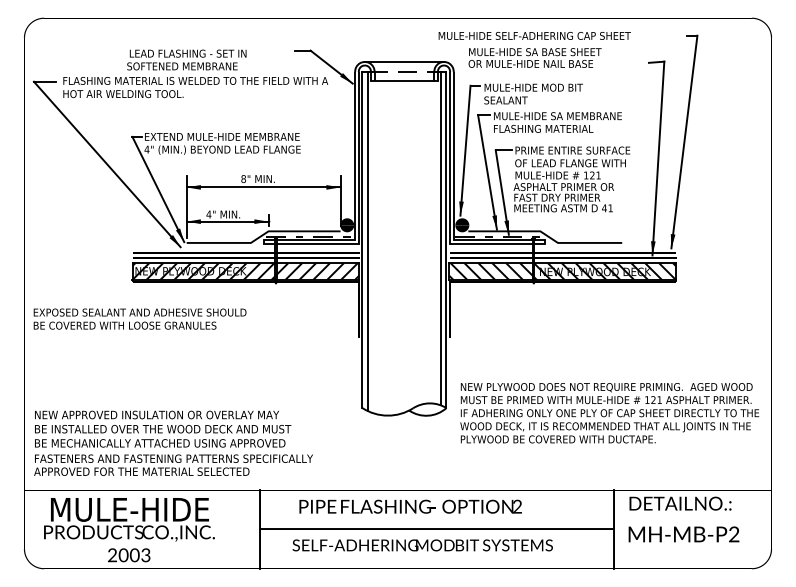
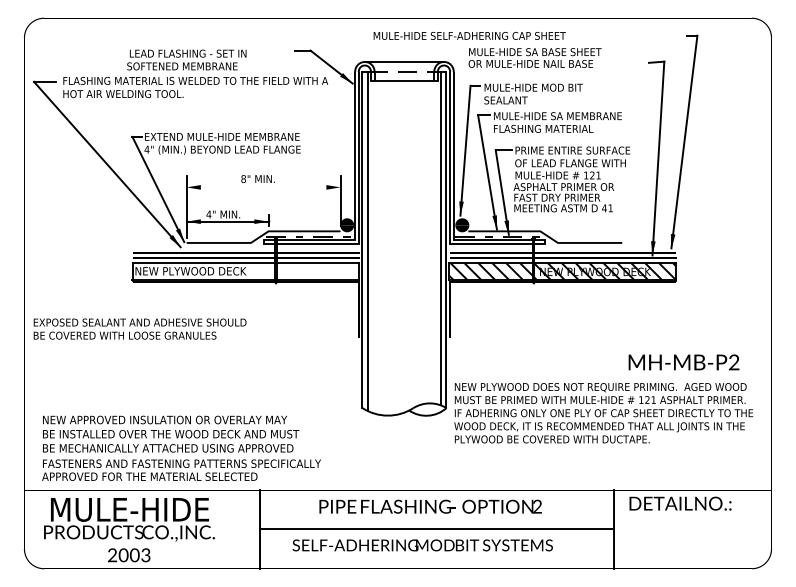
text position: (534, 35) -> (469, 35) (469, 35)
line: present -> none (263, 187)
hatch: present -> none (245, 271)
text position: (139, 318) -> (139, 328) (139, 328)
text position: (609, 413) -> (603, 413) (603, 413)
text position: (173, 442) -> (181, 447) (181, 447)
text position: (410, 506) -> (430, 506) (430, 506)
text position: (683, 534) -> (683, 362) (683, 362)
